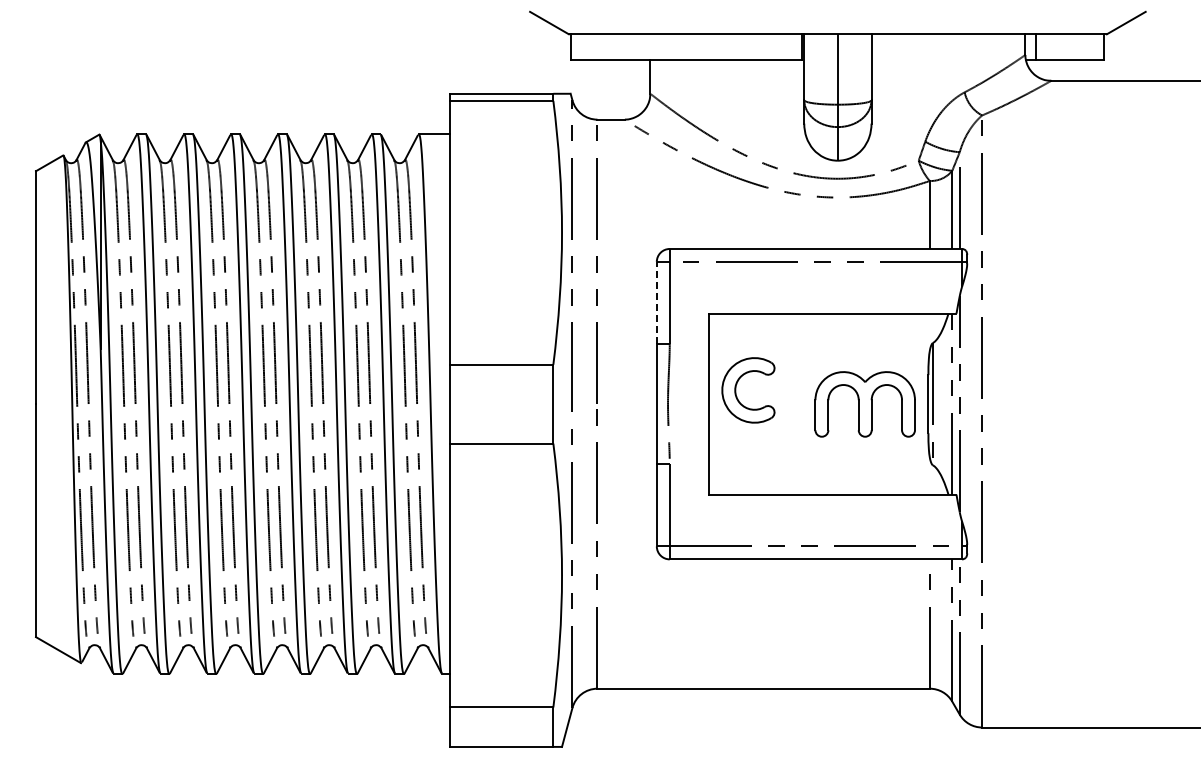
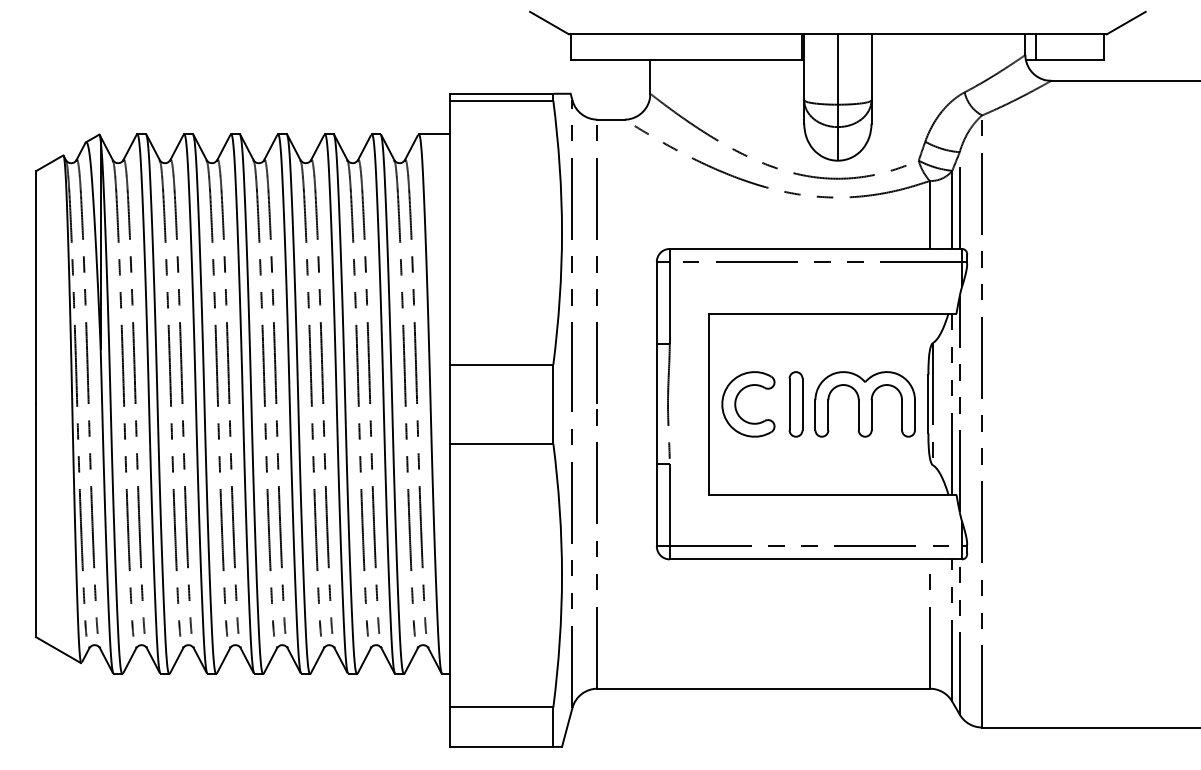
line: dashed -> solid (656, 302)
part position: (736, 390) -> (736, 404) (736, 404)
part: none -> present (795, 404)
